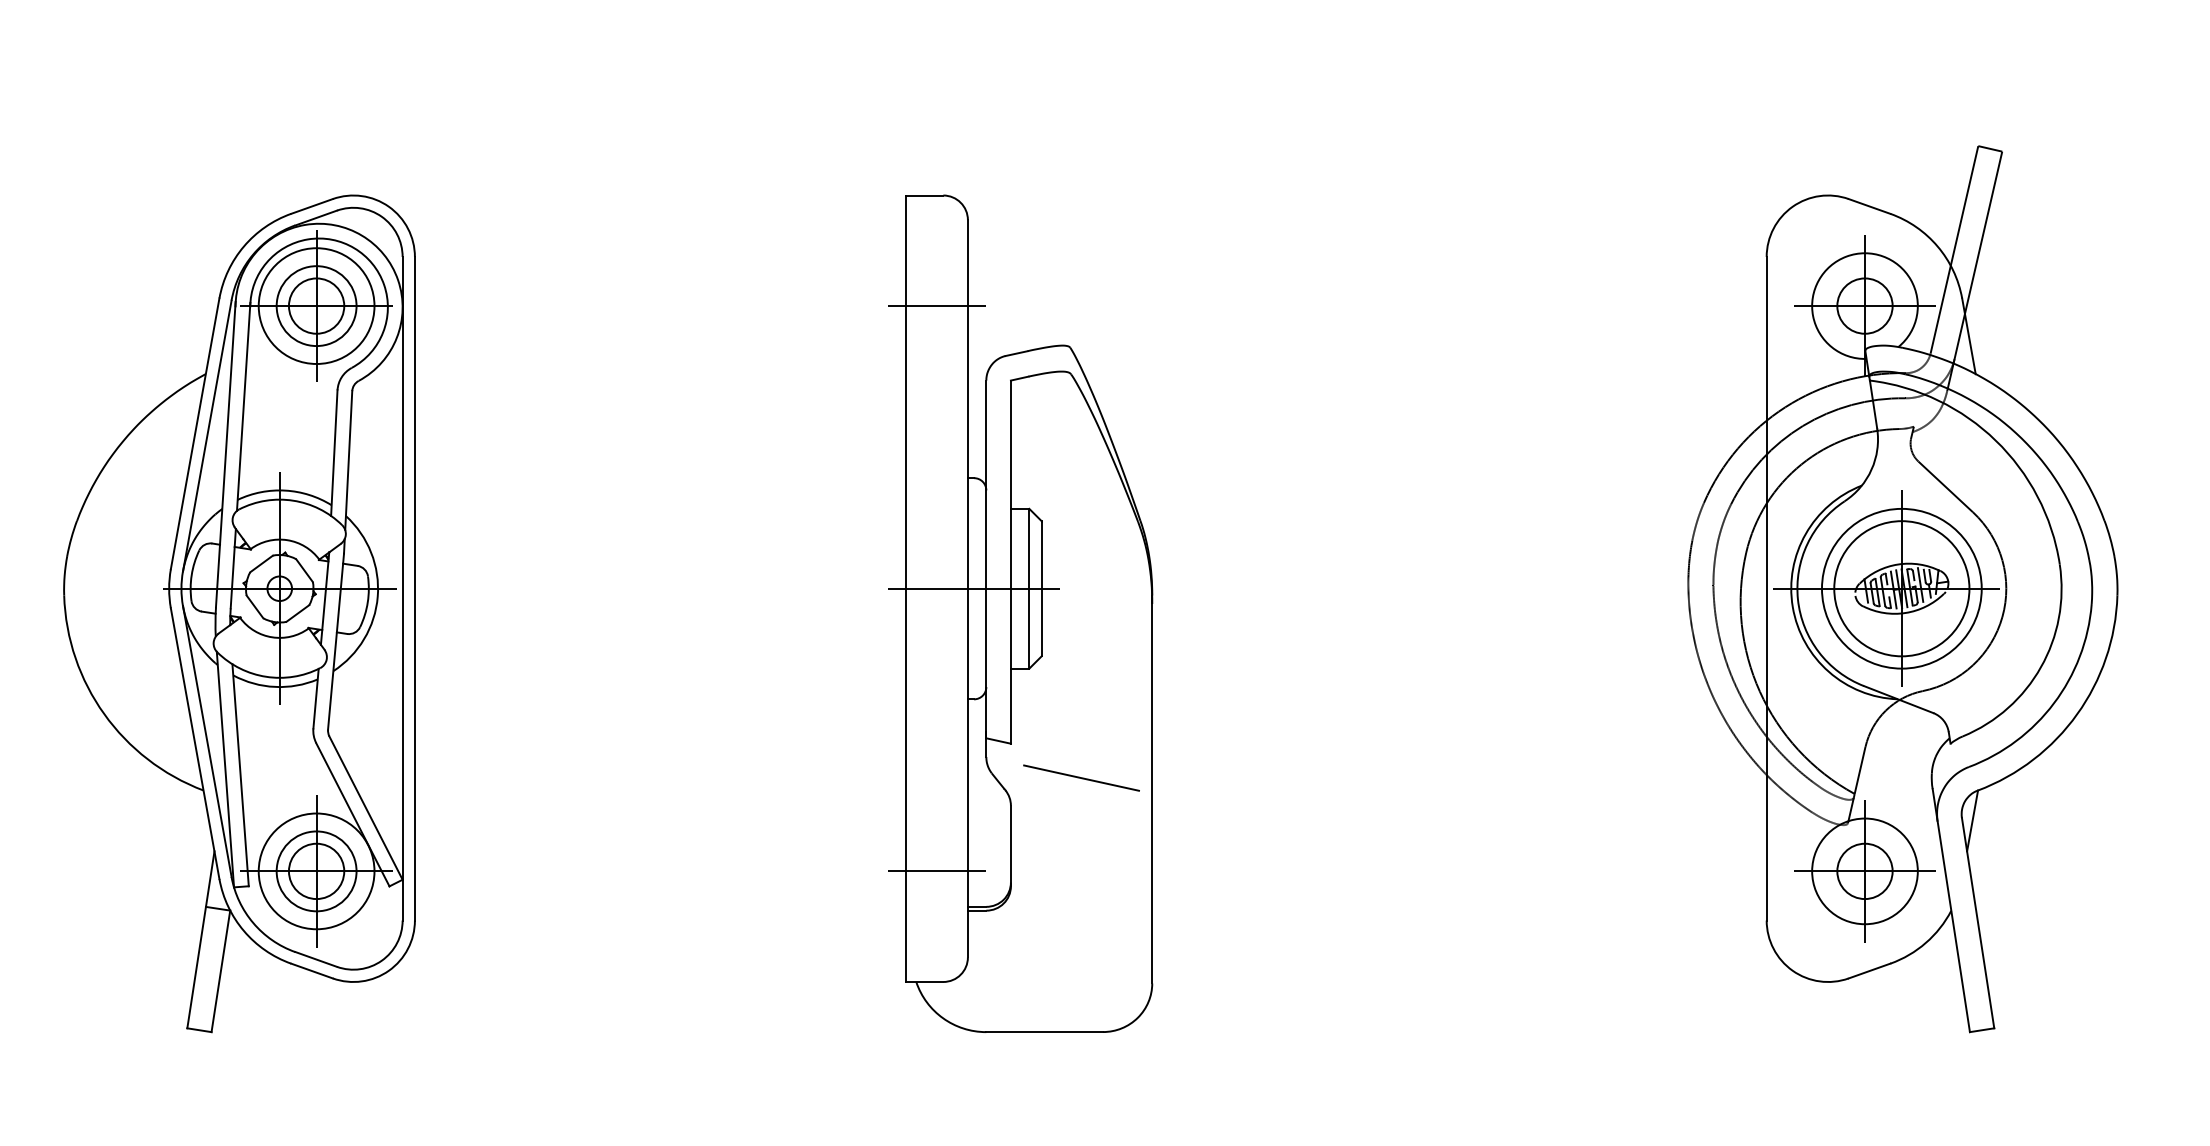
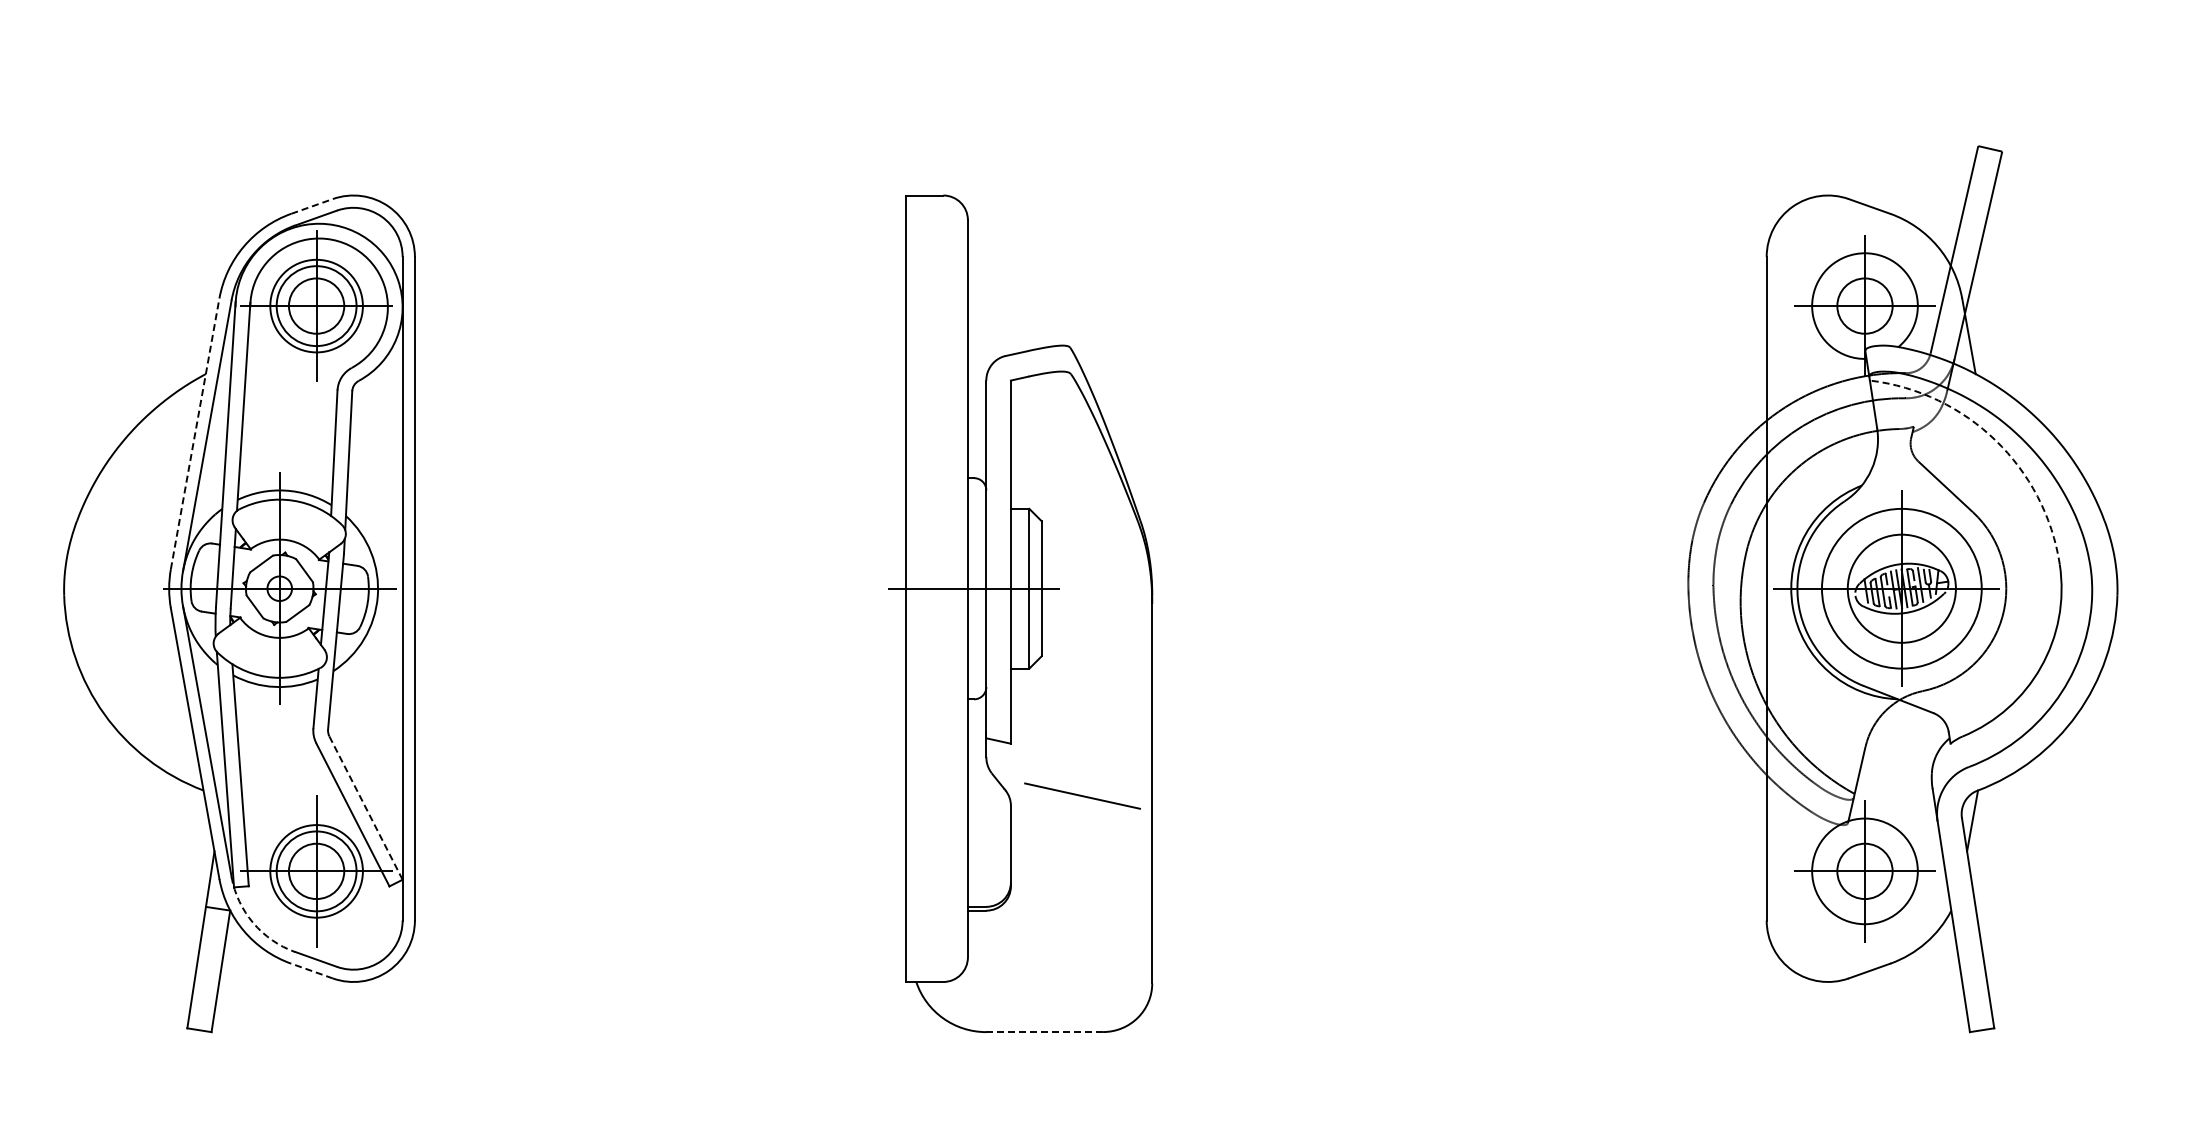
line: solid -> dashed (312, 206)
circle diameter: 116 px -> 93 px (316, 305)
line: present -> none (937, 306)
line: solid -> dashed (195, 433)
arc: solid -> dashed (1995, 440)
circle diameter: 135 px -> 108 px (1901, 588)
line position: (1081, 777) -> (1082, 795) (1082, 795)
line: solid -> dashed (366, 808)
circle diameter: 116 px -> 93 px (316, 871)
line: present -> none (937, 871)
arc: solid -> dashed (253, 923)
line: solid -> dashed (311, 970)
line: solid -> dashed (1045, 1032)
